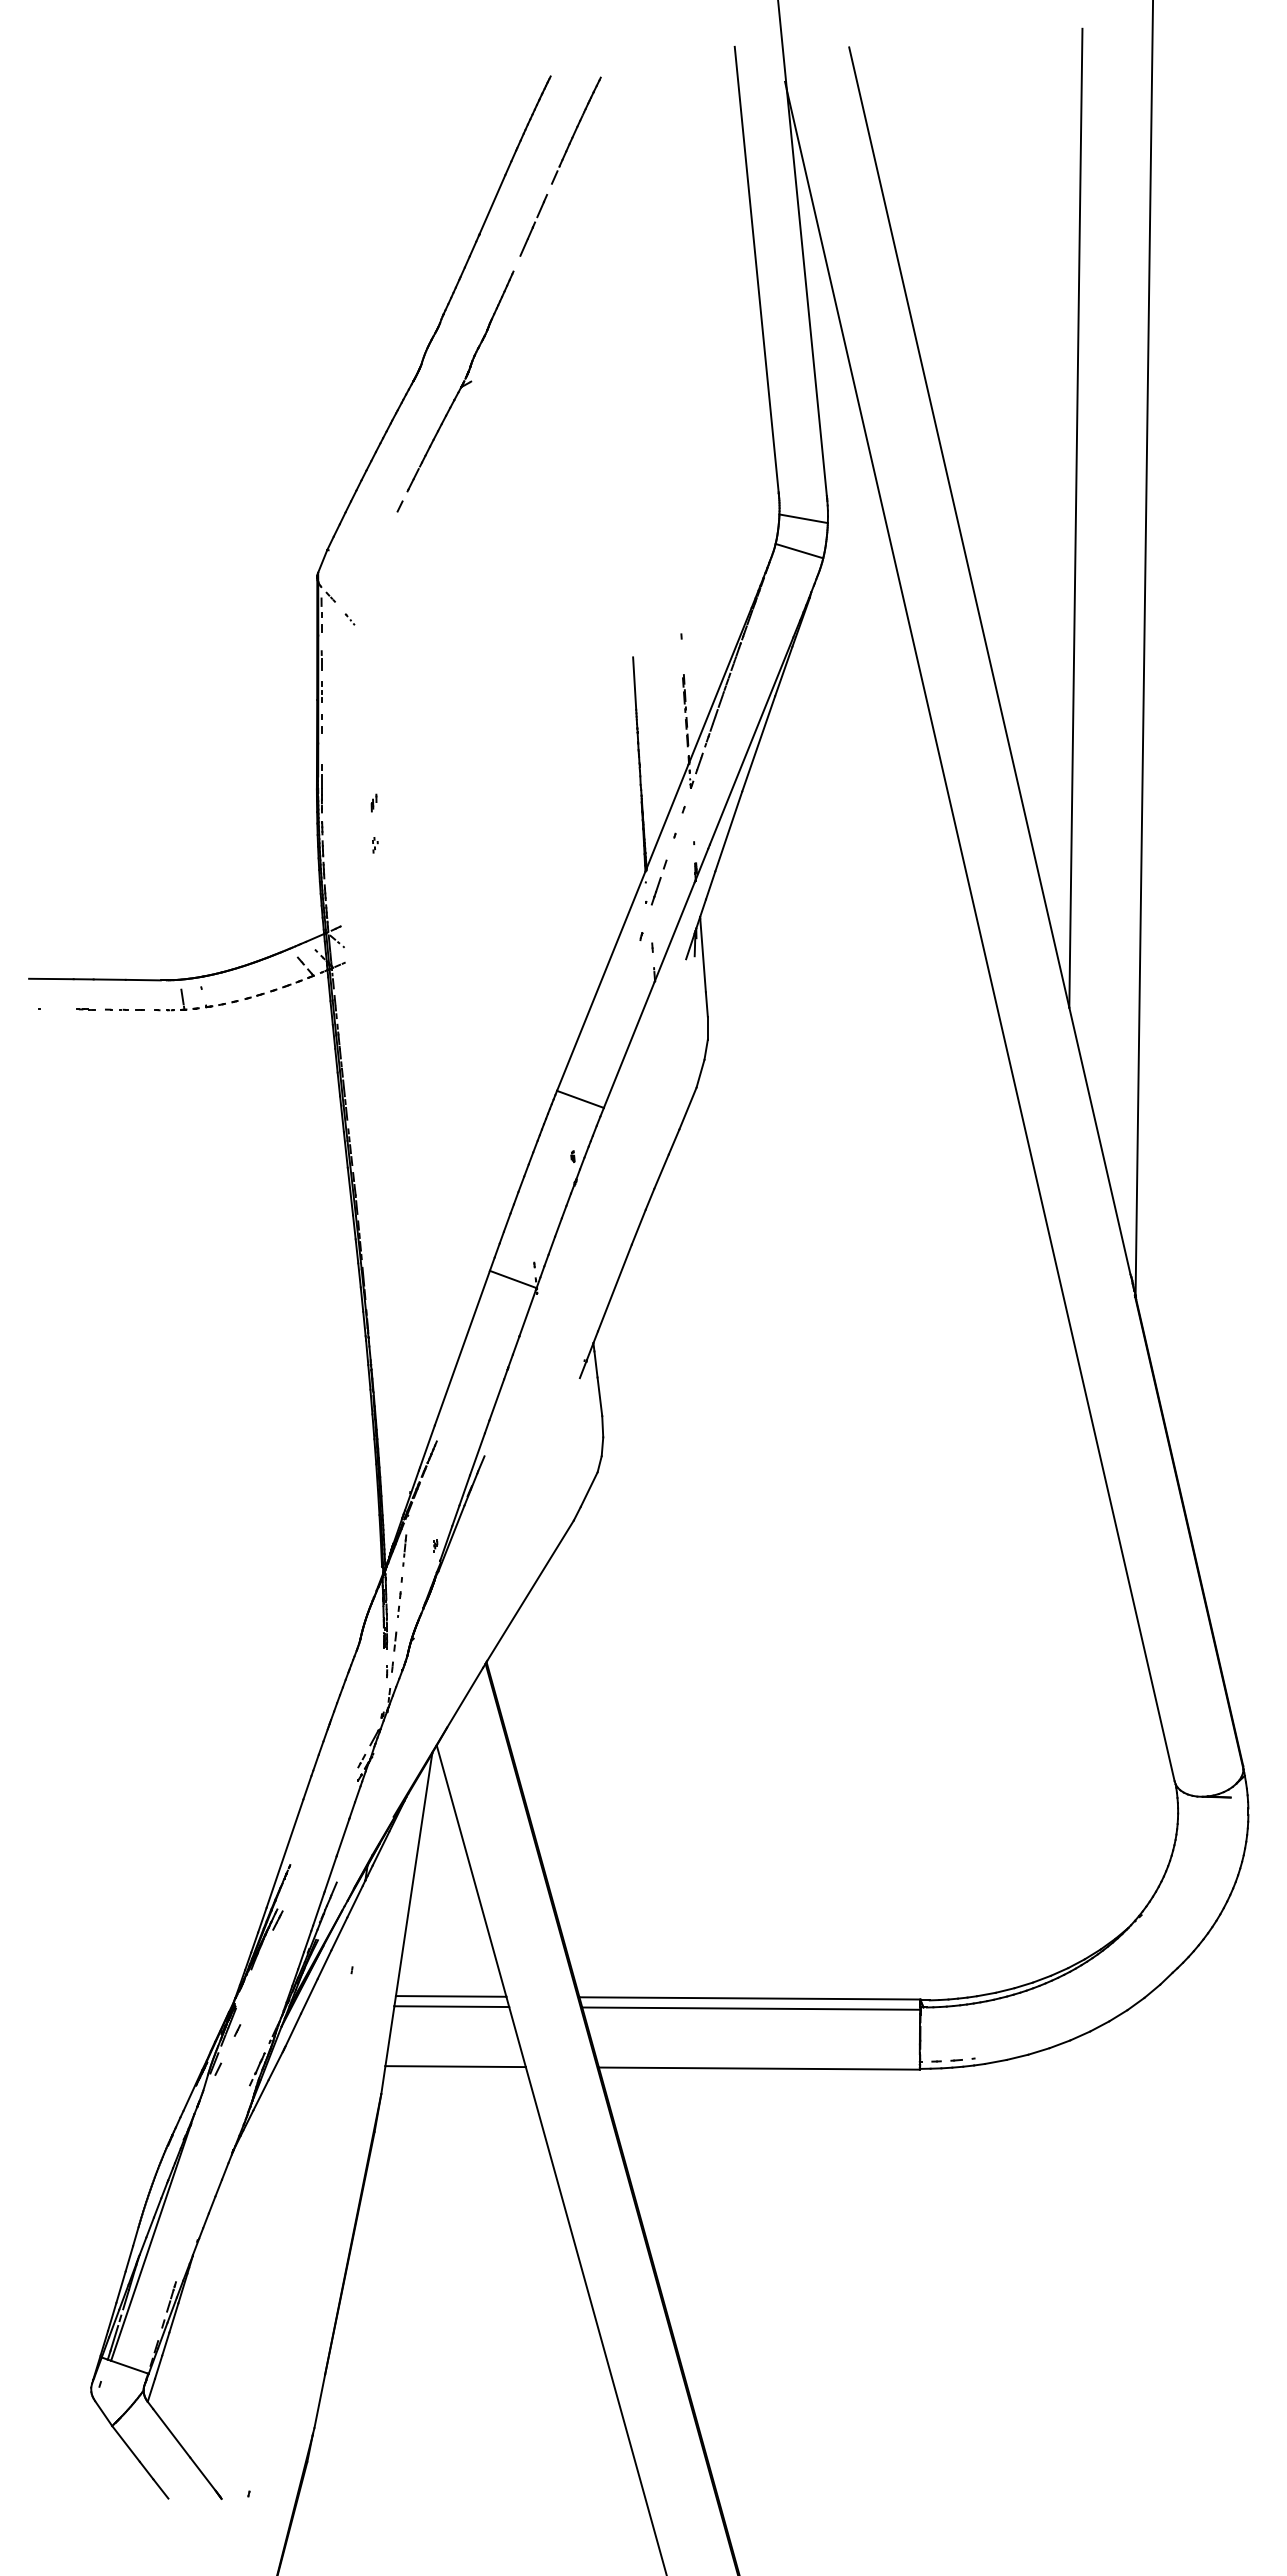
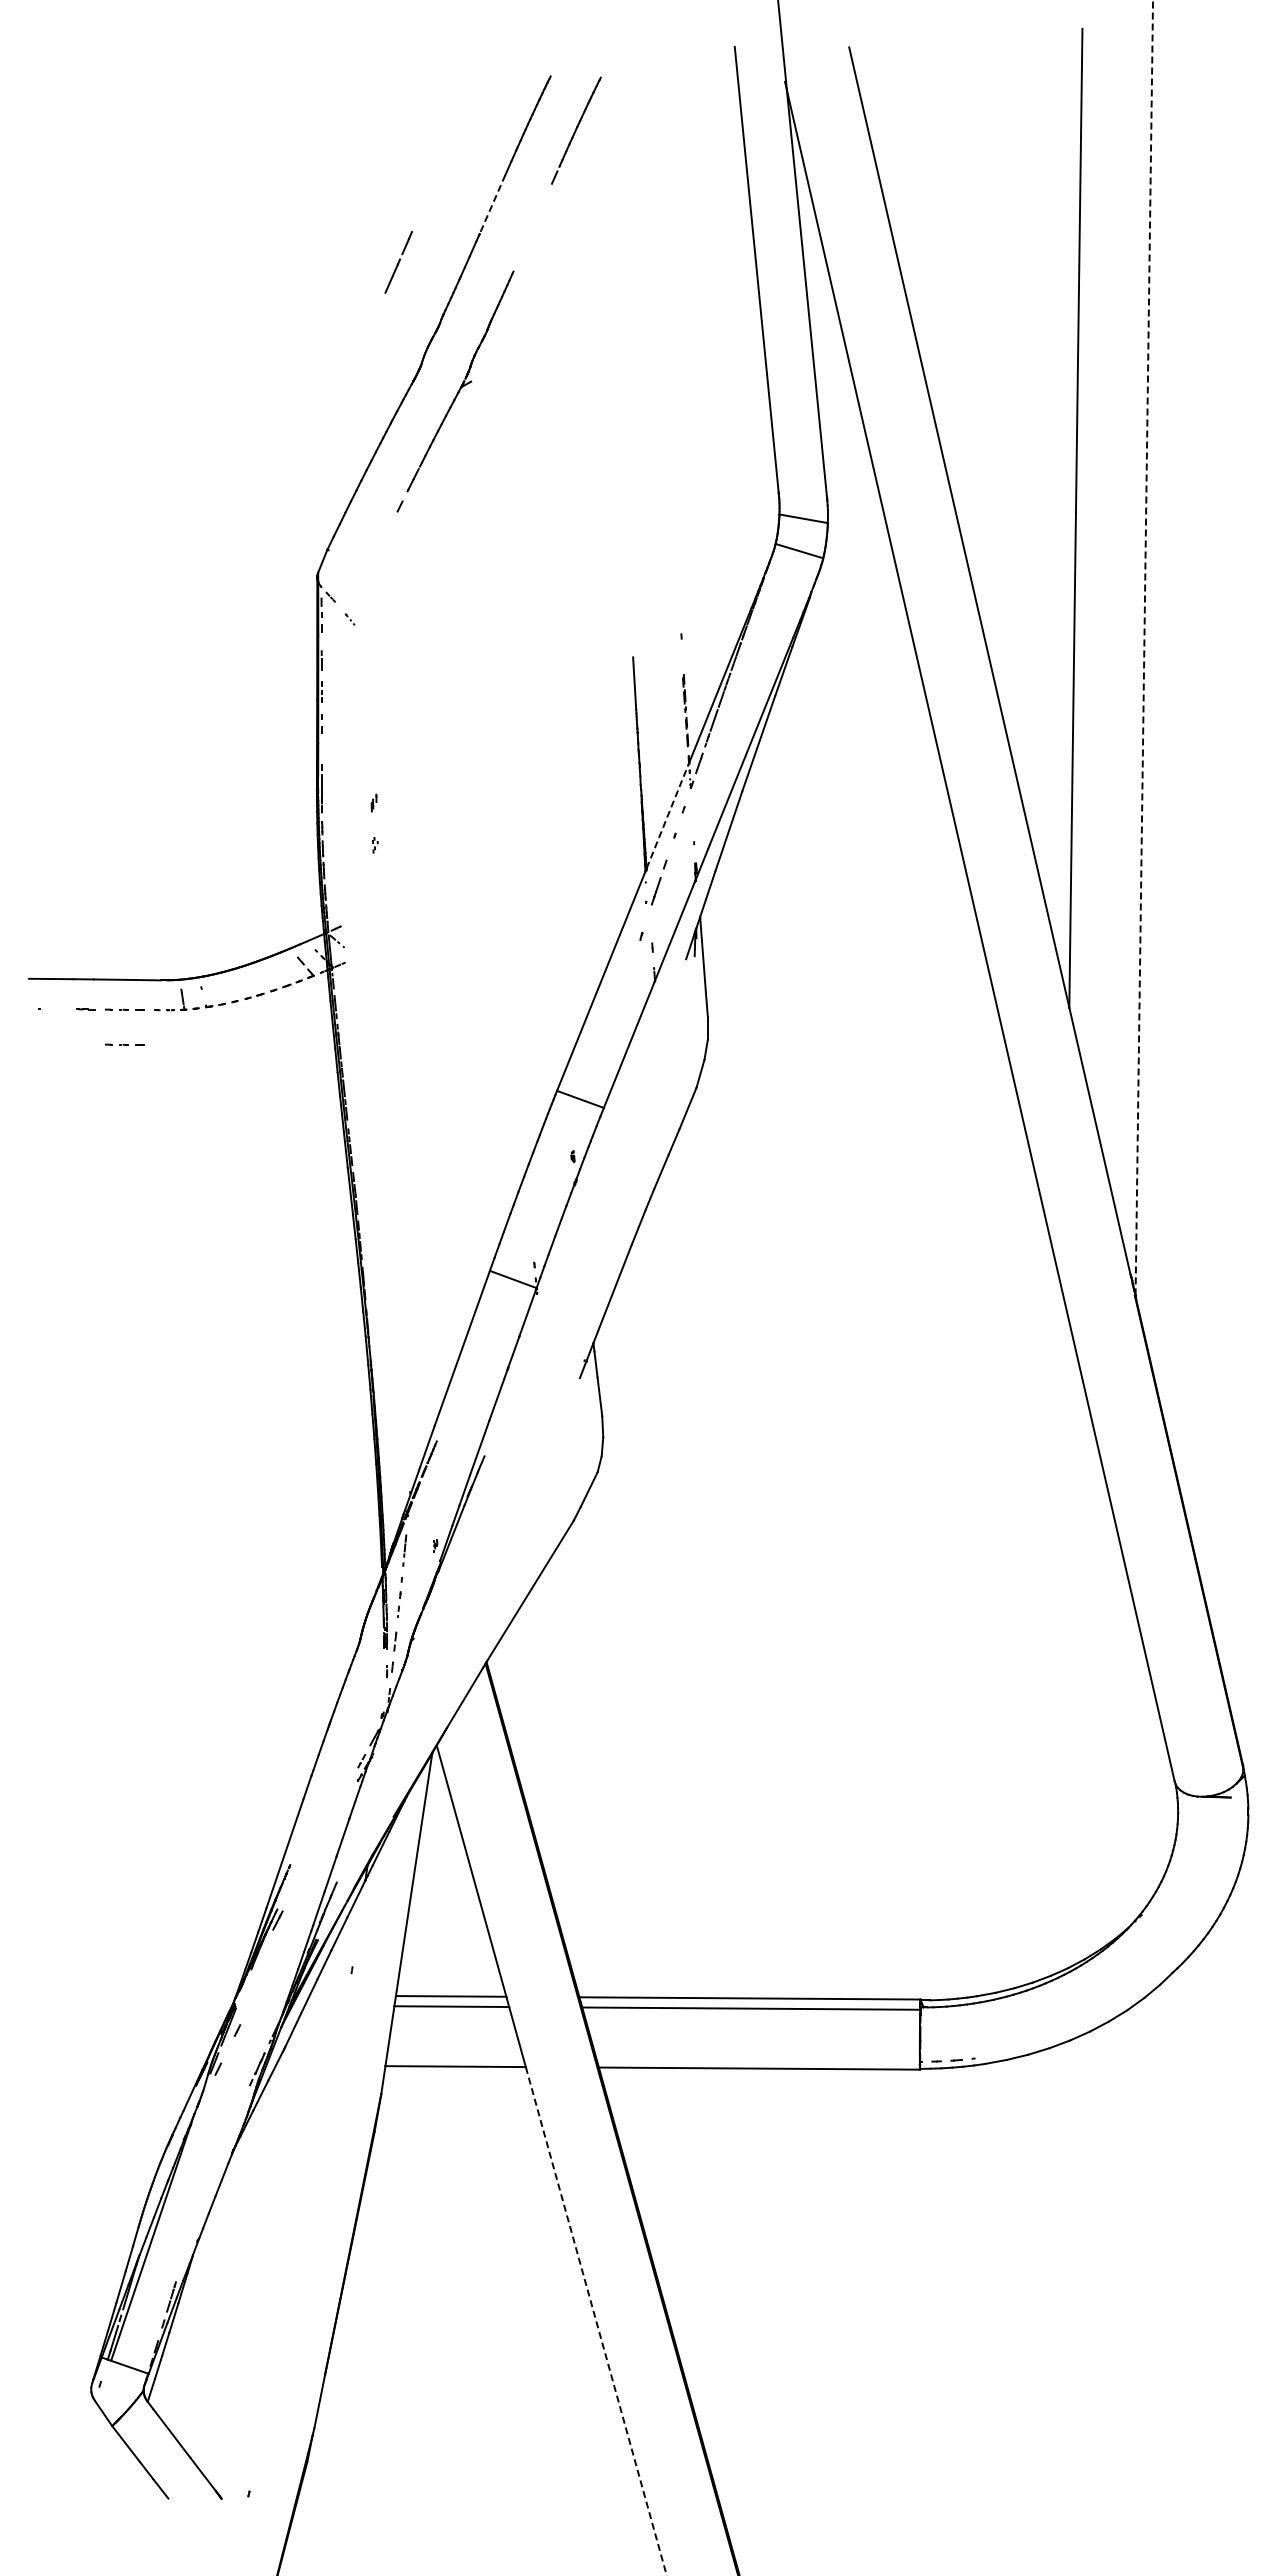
line: solid -> dashed (492, 204)
line position: (533, 225) -> (398, 262) (398, 262)
line: solid -> dashed (1144, 647)
line: solid -> dashed (667, 816)
part: none -> present (124, 1044)
line: solid -> dashed (596, 2321)
